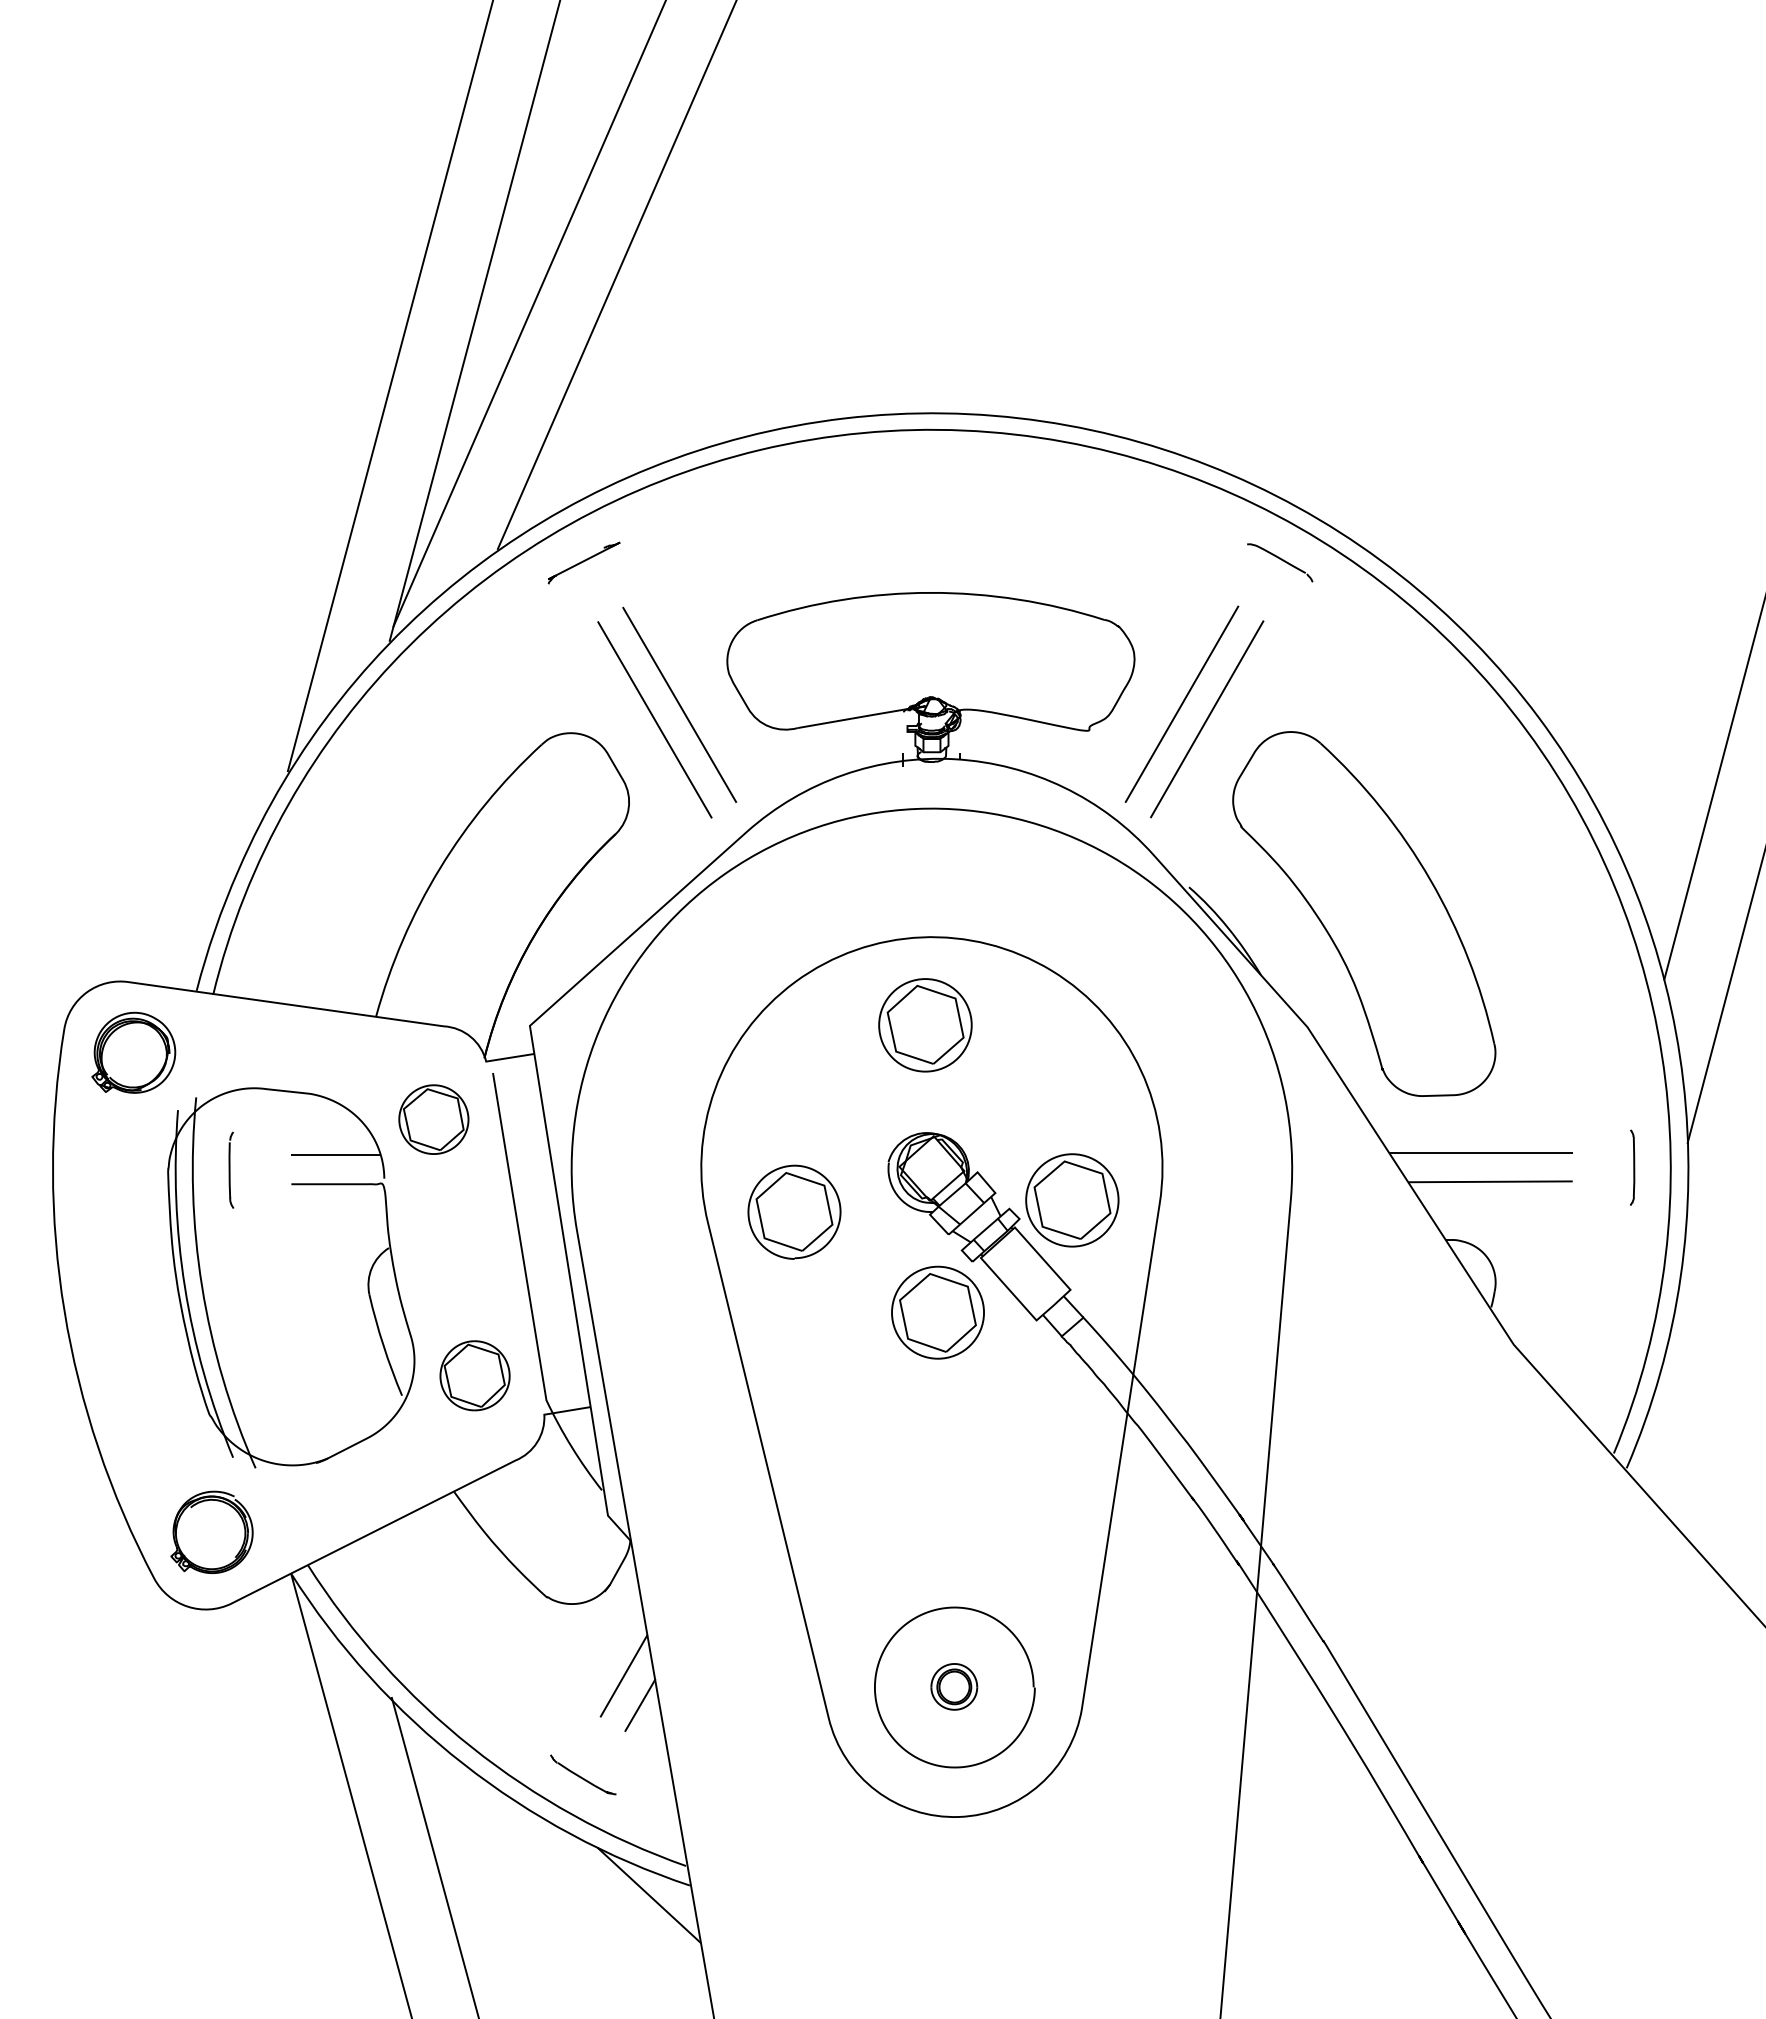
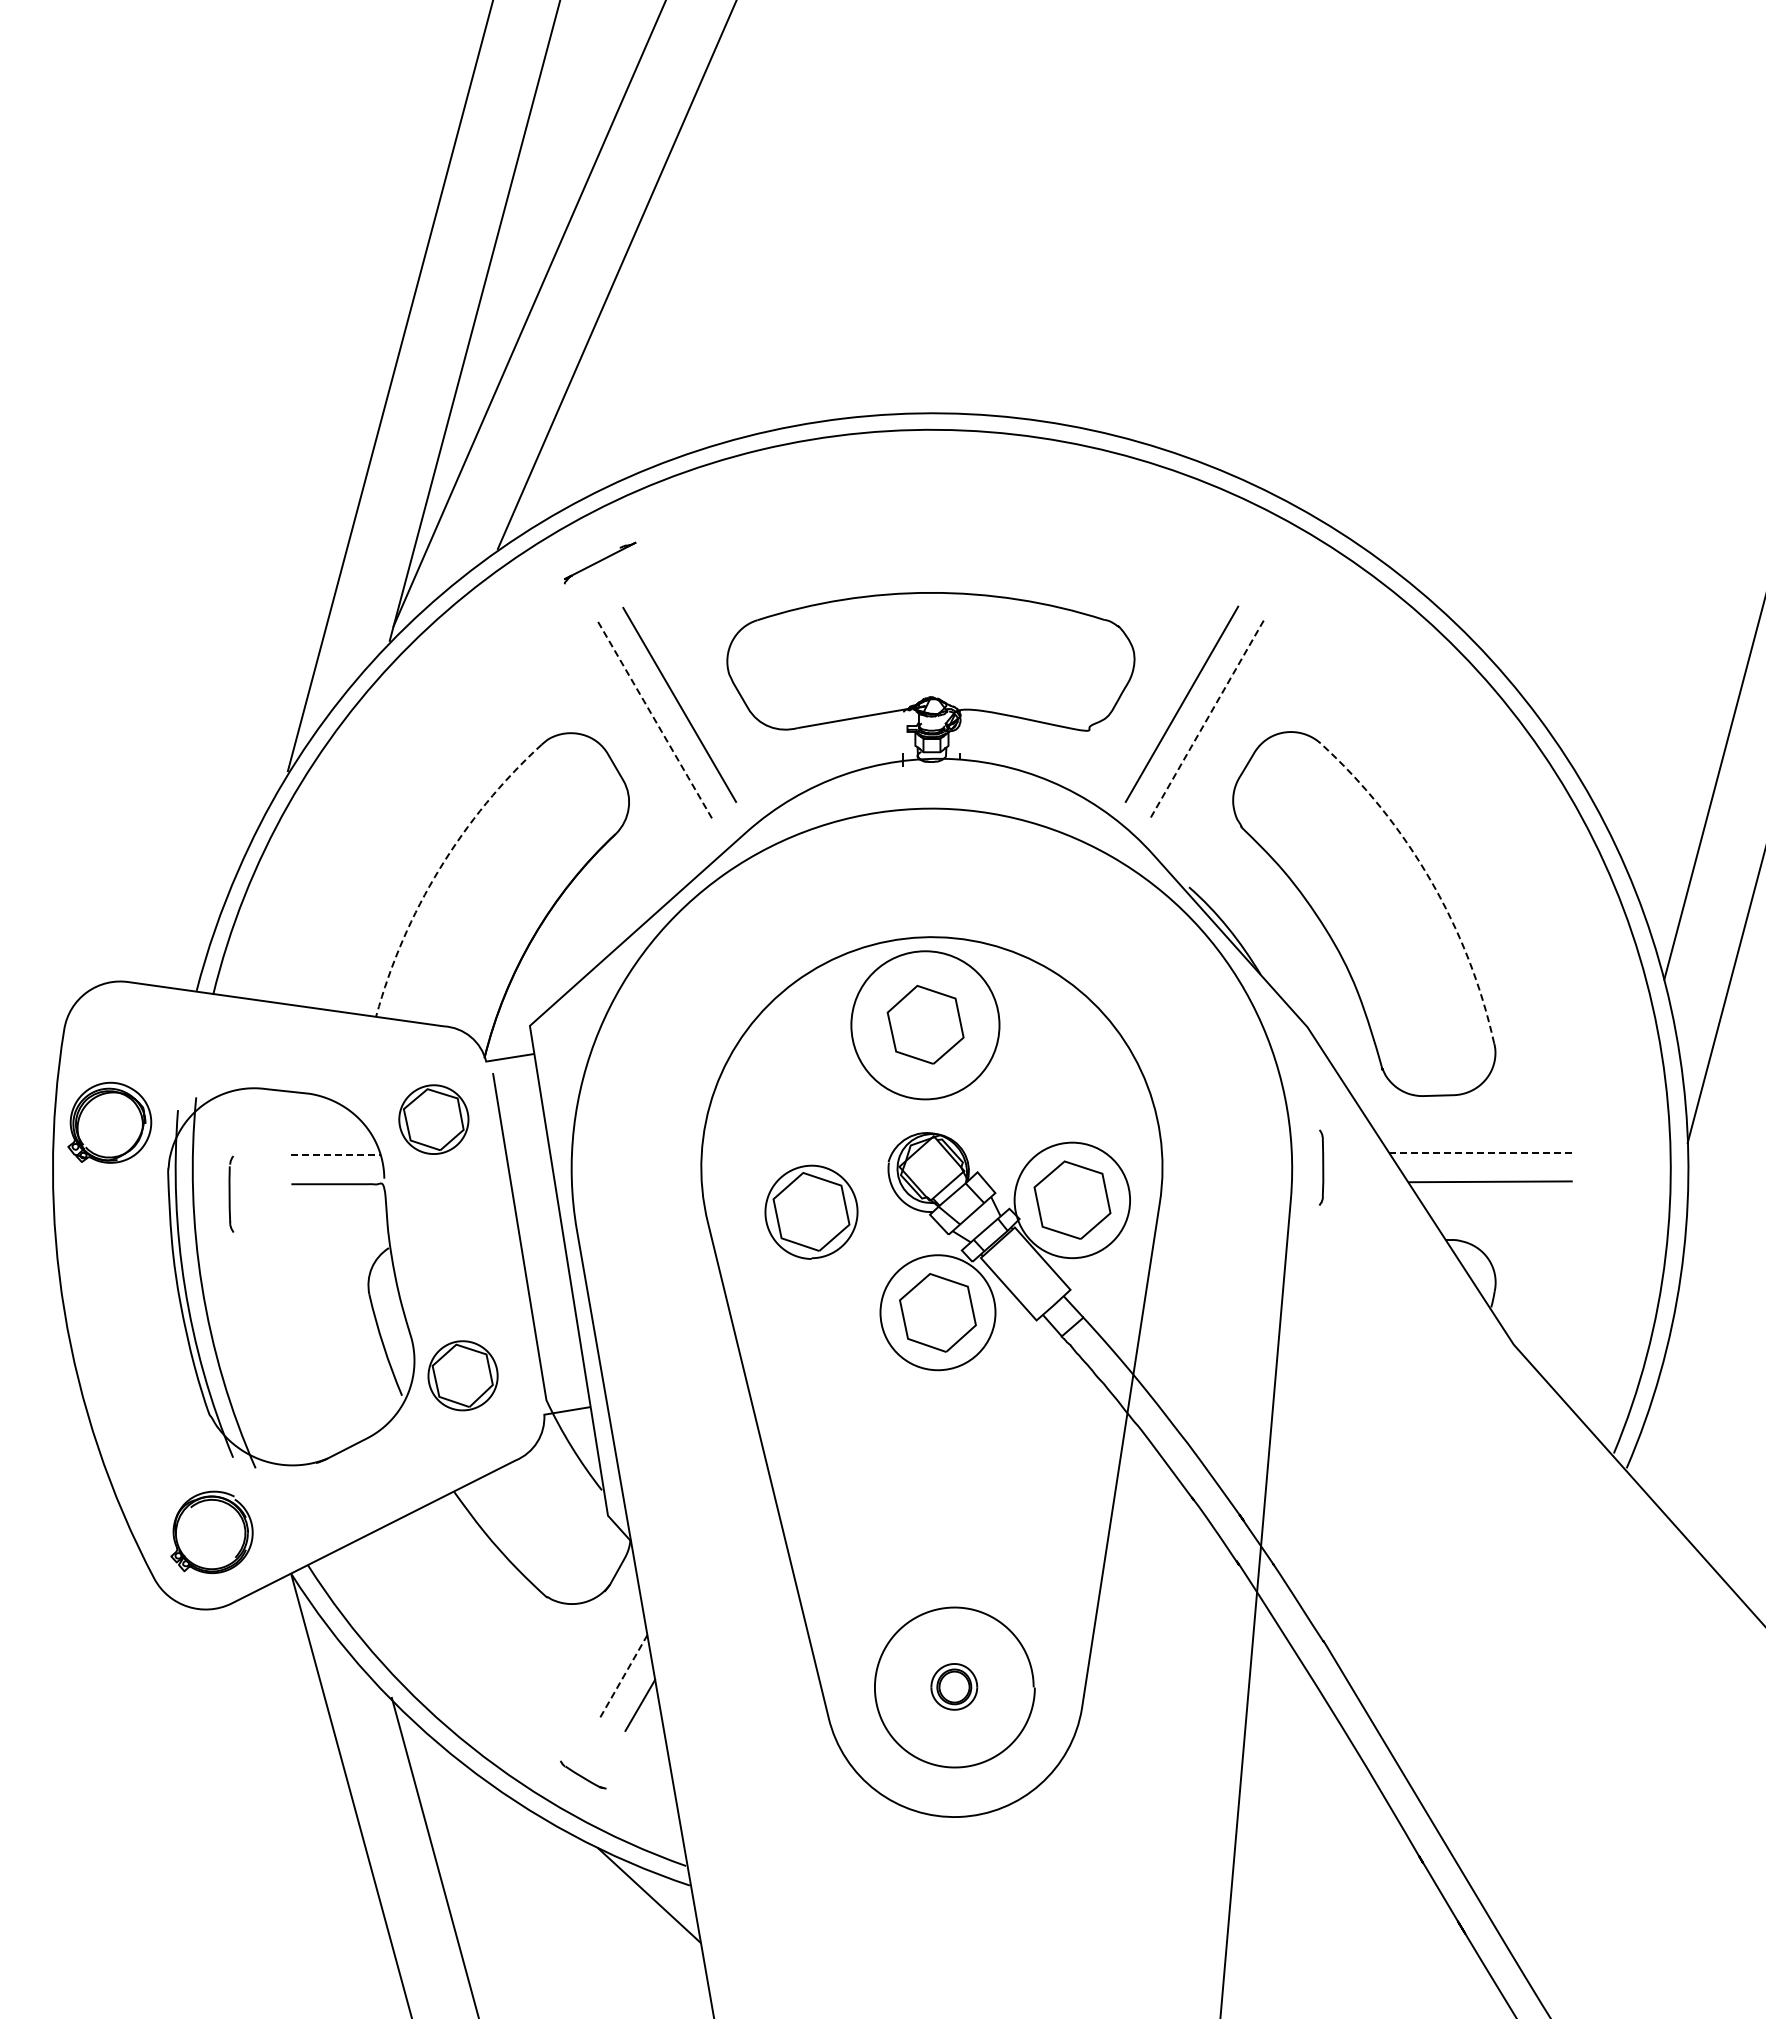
curve position: (583, 562) -> (599, 562) (599, 562)
part: present -> none (1280, 562)
line: solid -> dashed (654, 719)
line: solid -> dashed (1206, 719)
arc: solid -> dashed (439, 868)
arc: solid -> dashed (1430, 880)
circle diameter: 93 px -> 148 px (925, 1025)
part position: (133, 1052) -> (109, 1122) (109, 1122)
line: solid -> dashed (1481, 1153)
line: solid -> dashed (335, 1155)
curve position: (1633, 1167) -> (1322, 1167) (1322, 1167)
part position: (231, 1169) -> (231, 1193) (231, 1193)
circle diameter: 92 px -> 116 px (1072, 1200)
part position: (794, 1211) -> (811, 1211) (811, 1211)
circle diameter: 92 px -> 115 px (937, 1312)
part position: (474, 1375) -> (462, 1375) (462, 1375)
line: solid -> dashed (624, 1675)
part size: 67x42 px -> 47x30 px (583, 1774)
